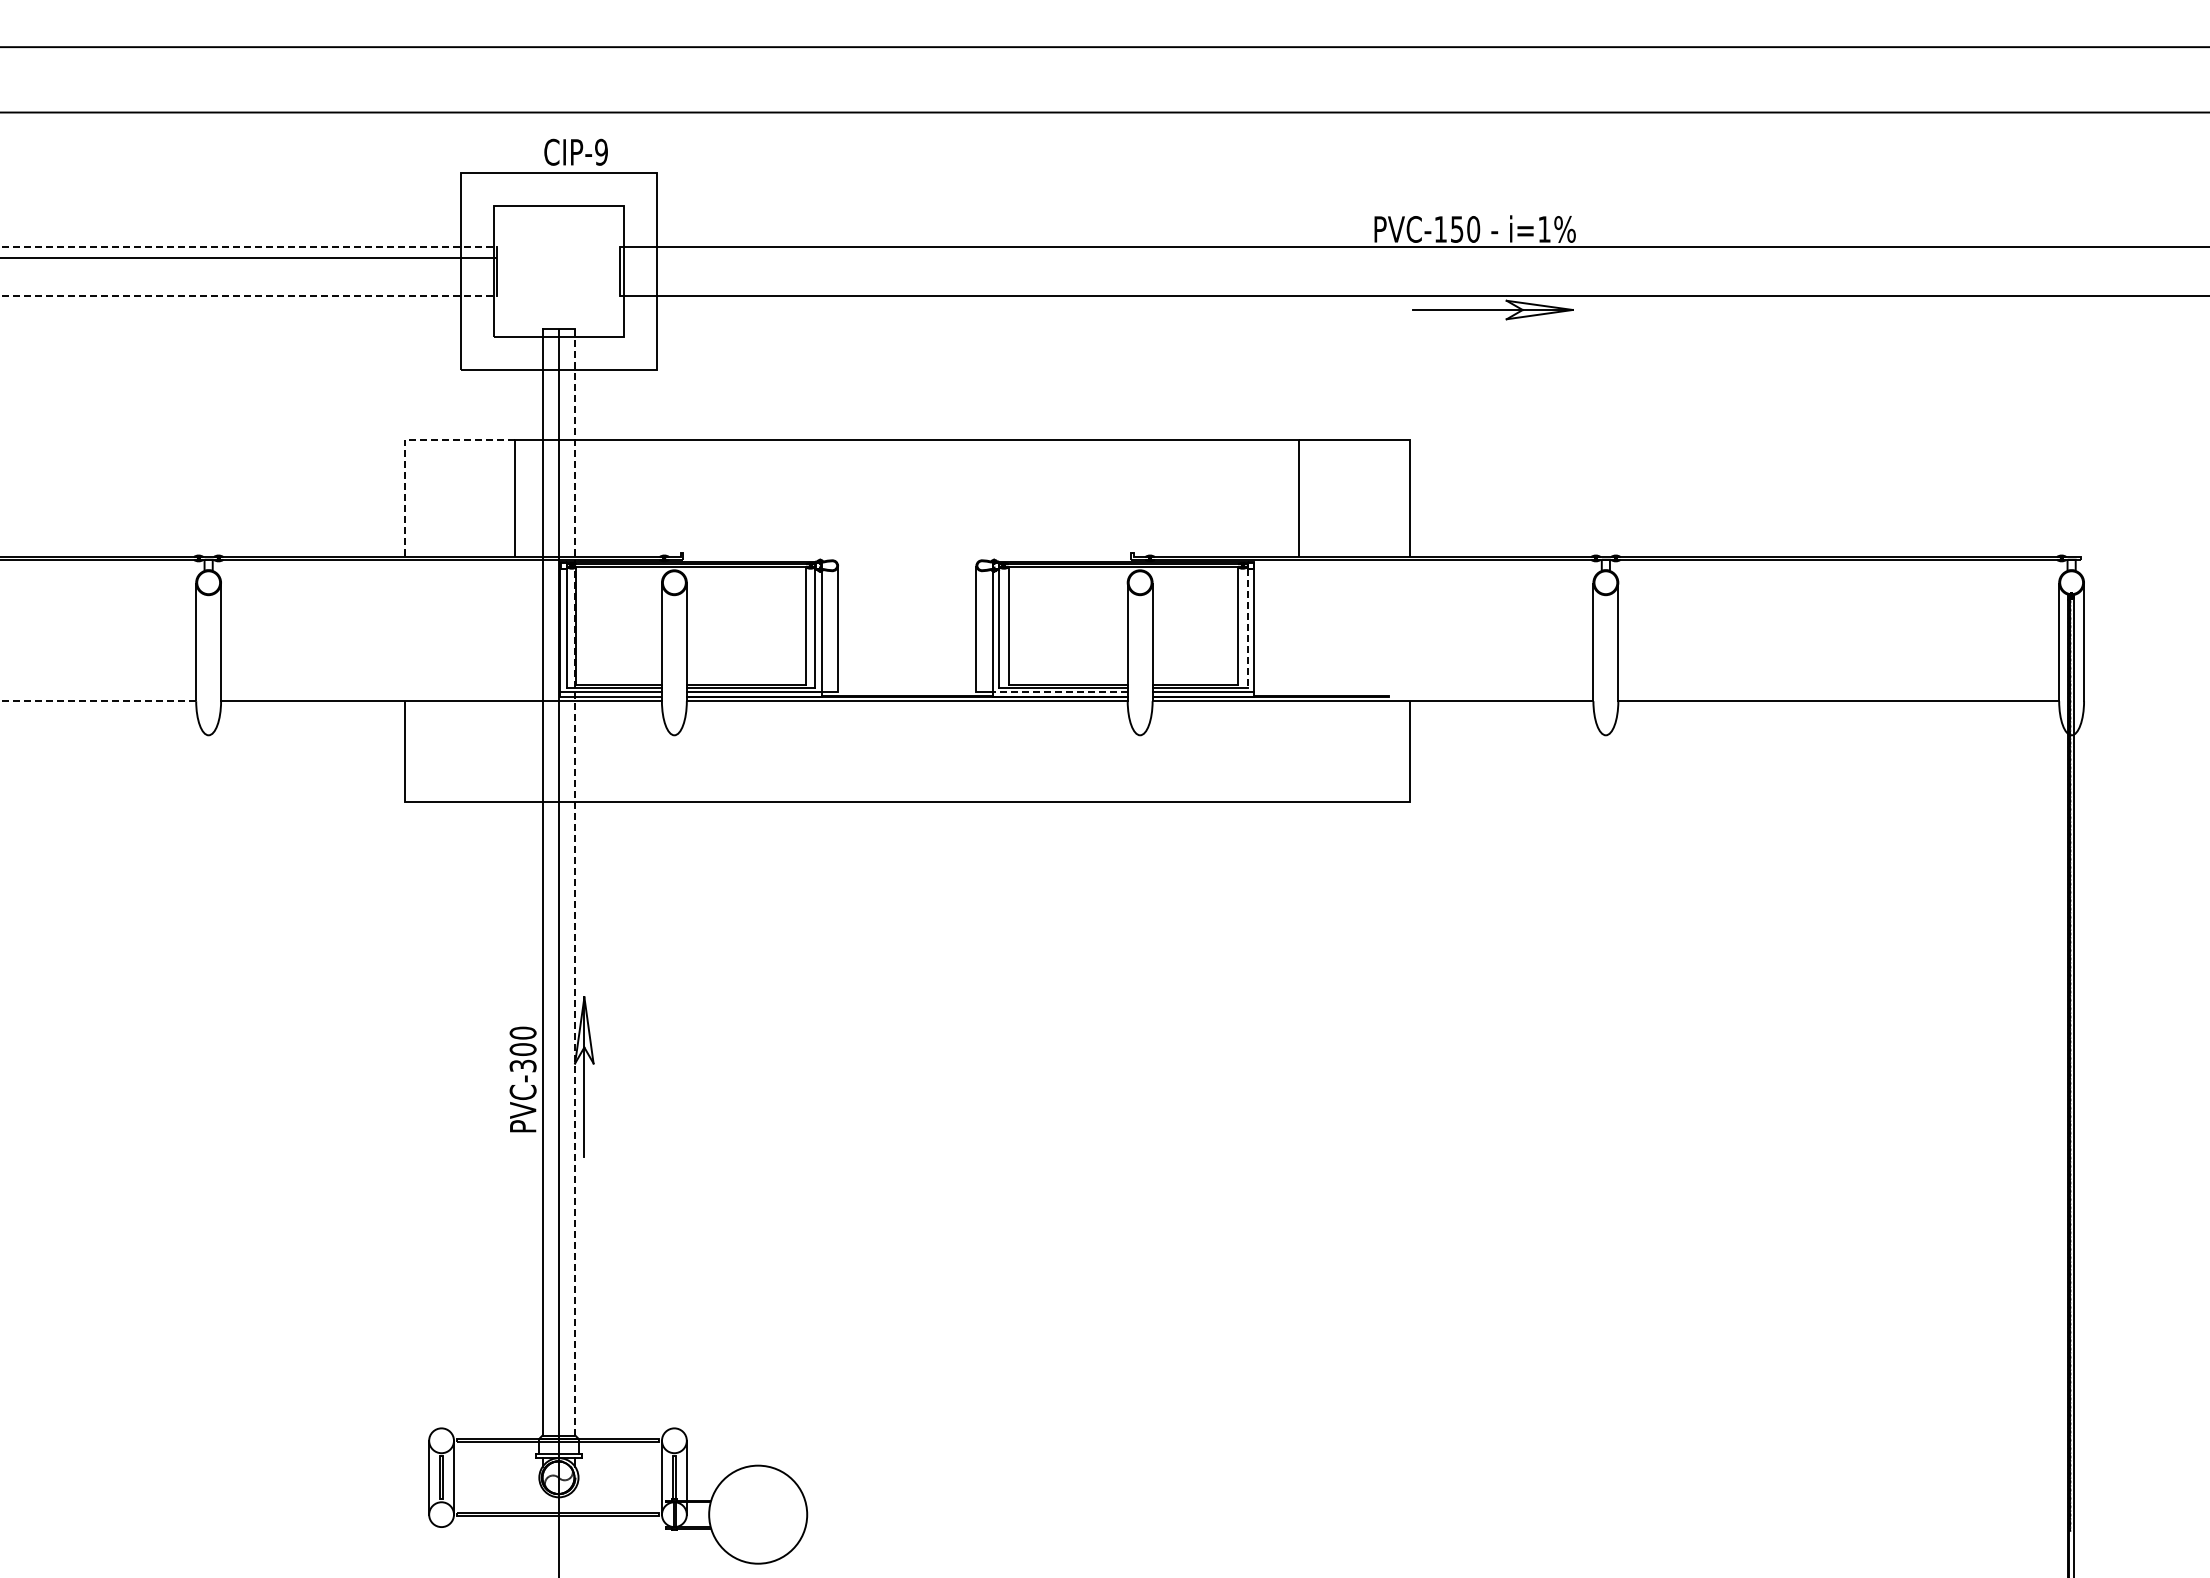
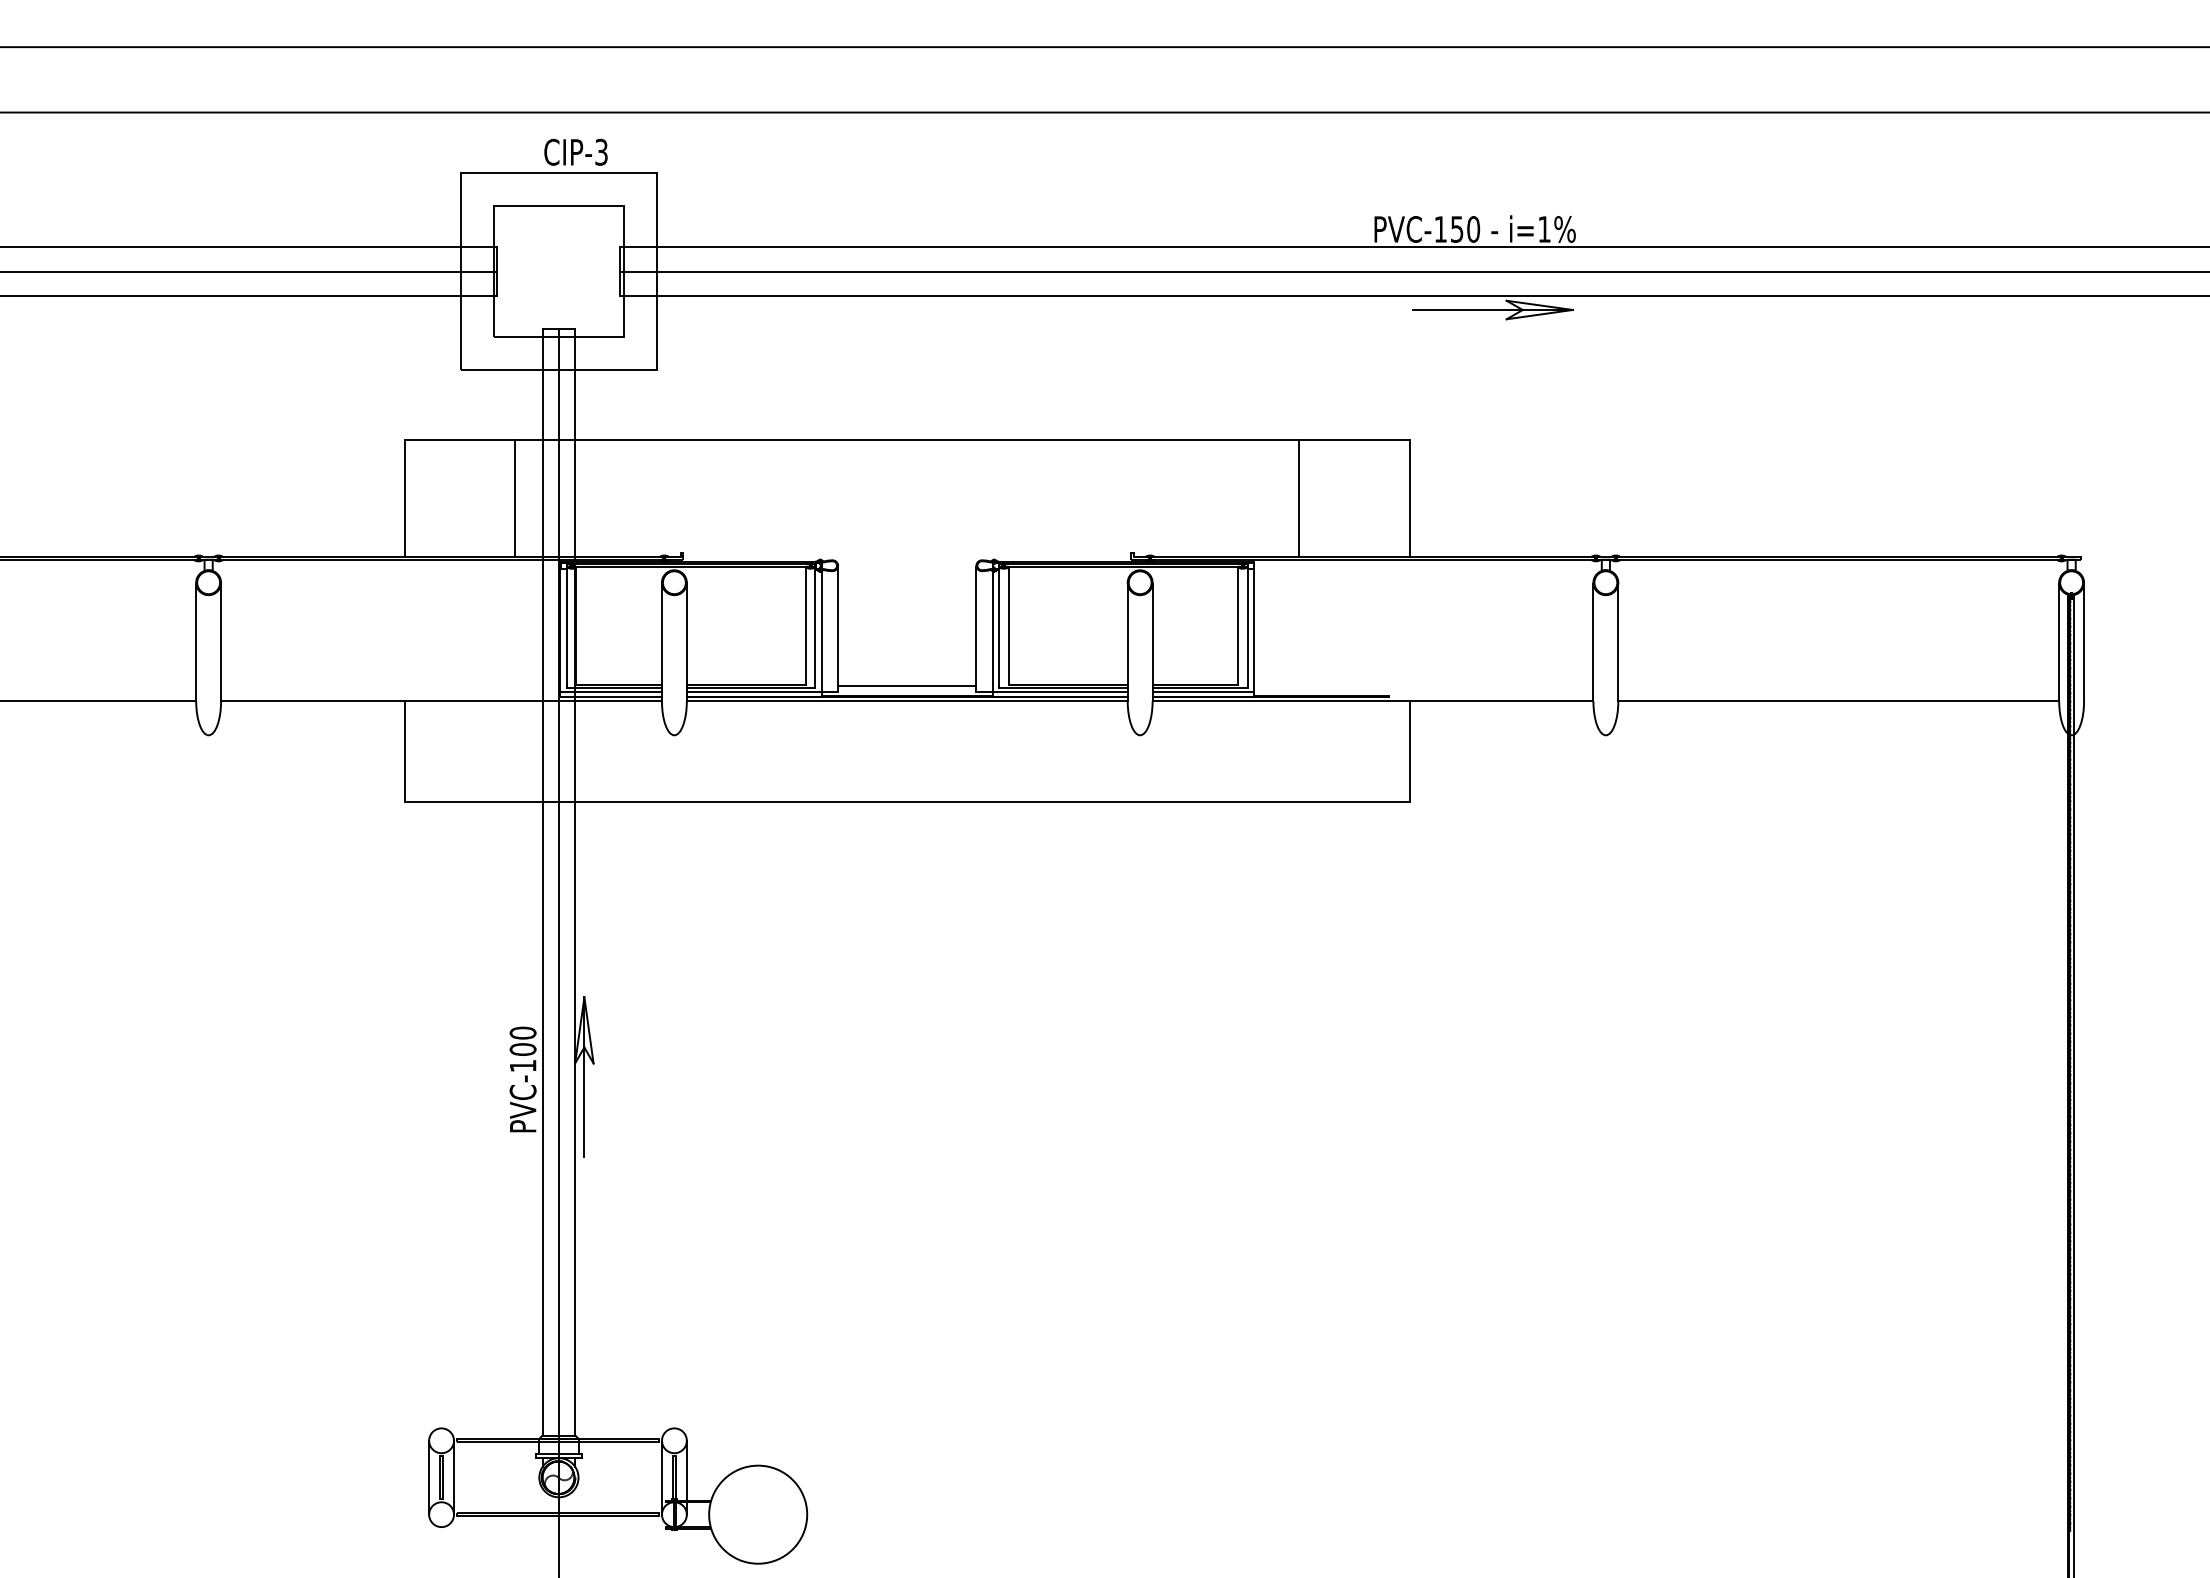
text: CIP-9 -> CIP-3 (601, 152)
line: dashed -> solid (249, 247)
line position: (249, 257) -> (249, 271) (249, 271)
line: none -> present (1413, 271)
line: dashed -> solid (249, 296)
line: dashed -> solid (404, 442)
line: dashed -> solid (1247, 628)
line: none -> present (907, 685)
line: dashed -> solid (1060, 692)
line: dashed -> solid (98, 701)
line: dashed -> solid (575, 881)
text: PVC-300 -> PVC-100 (522, 1065)
